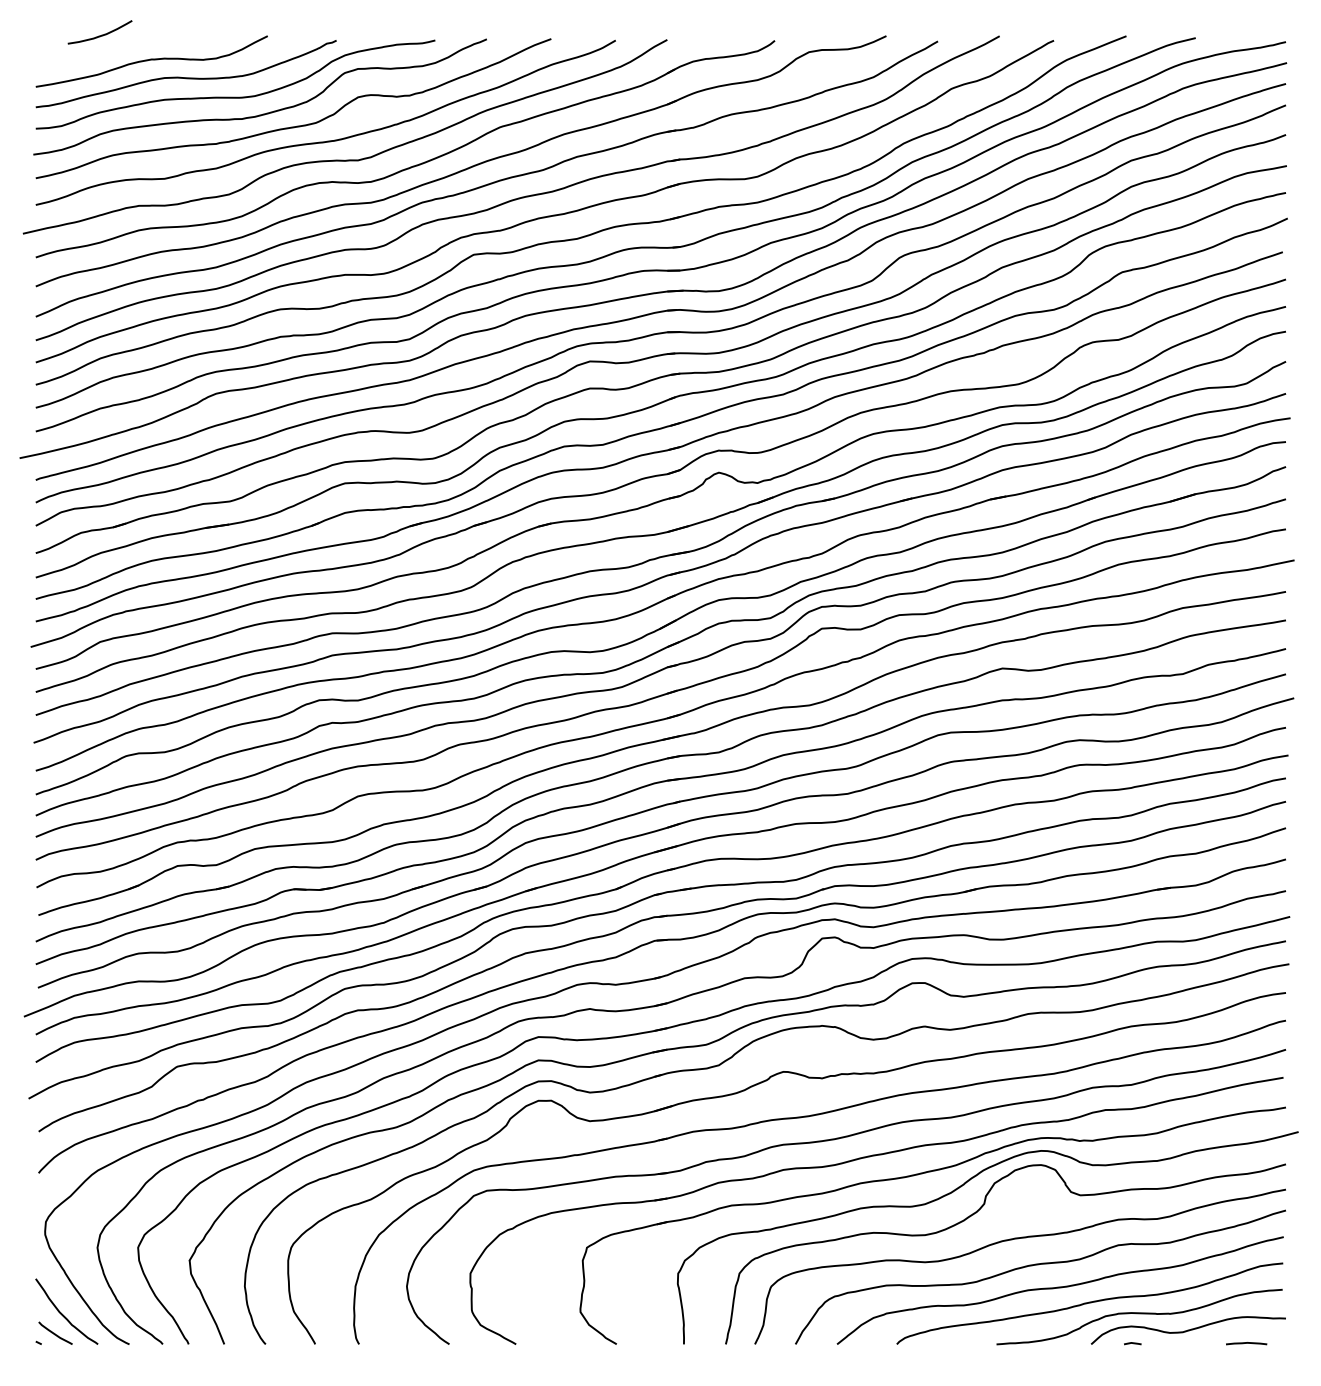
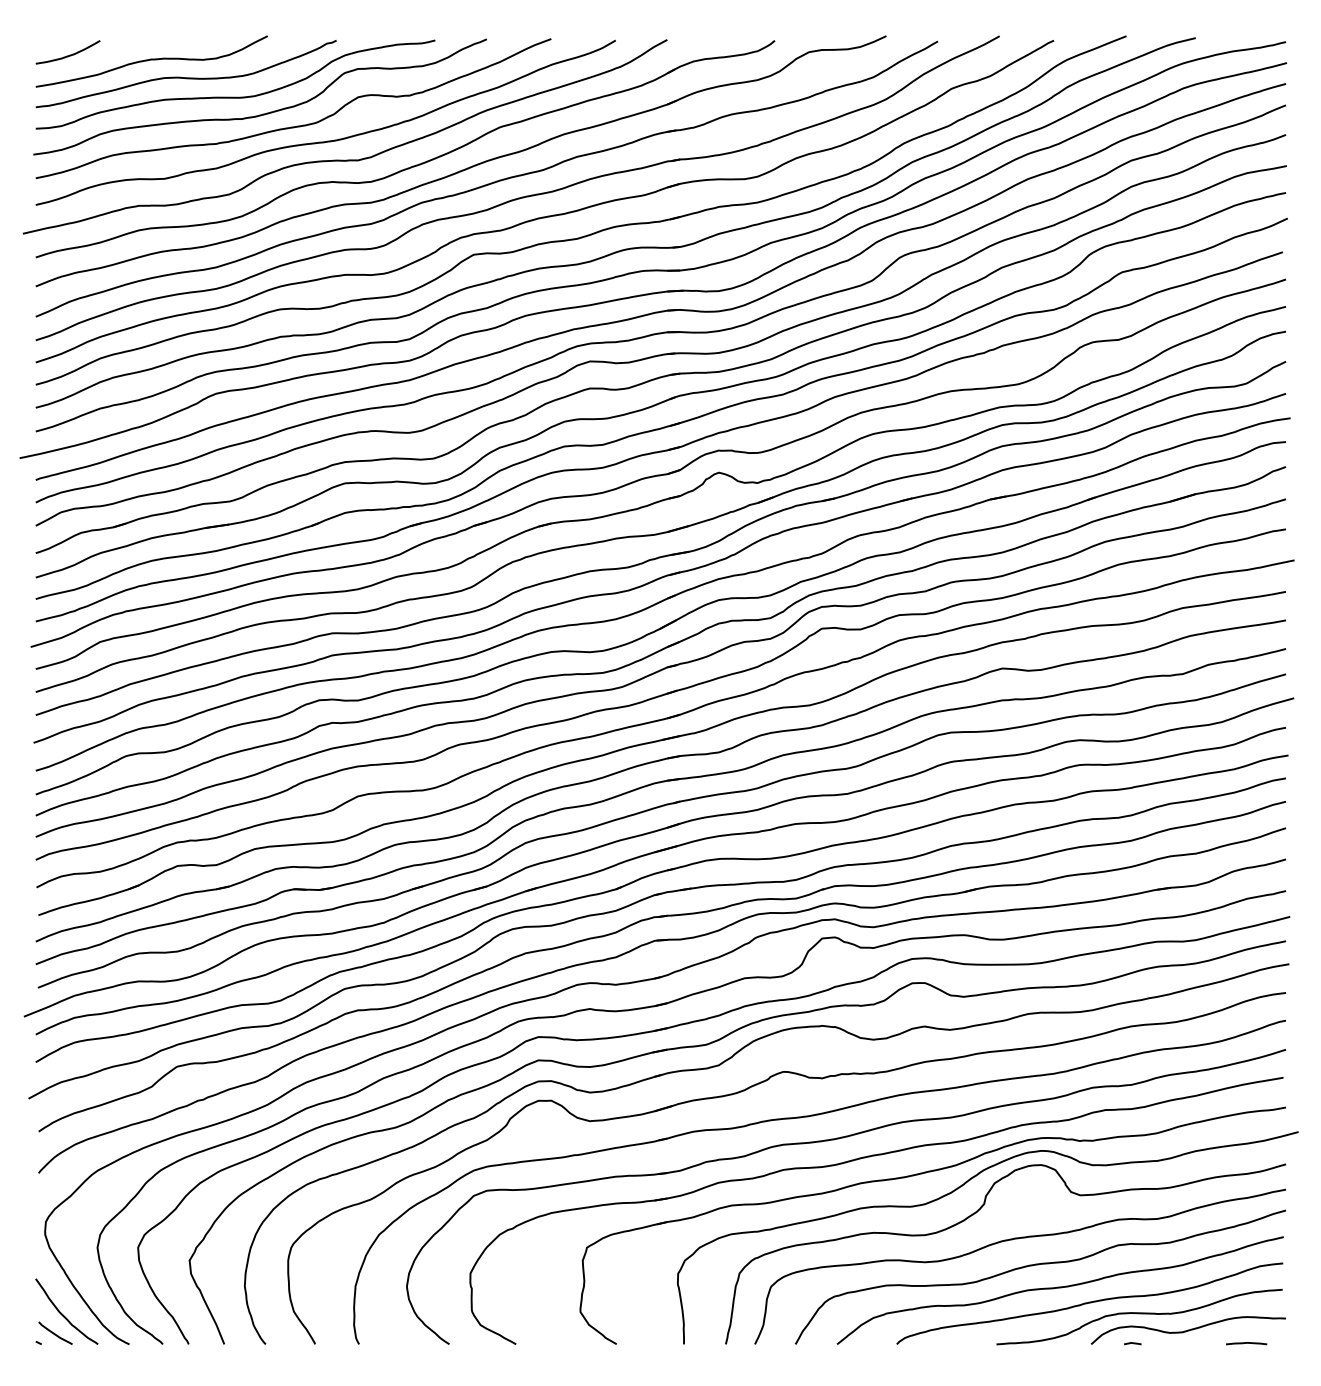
curve position: (101, 34) -> (69, 54) (69, 54)
